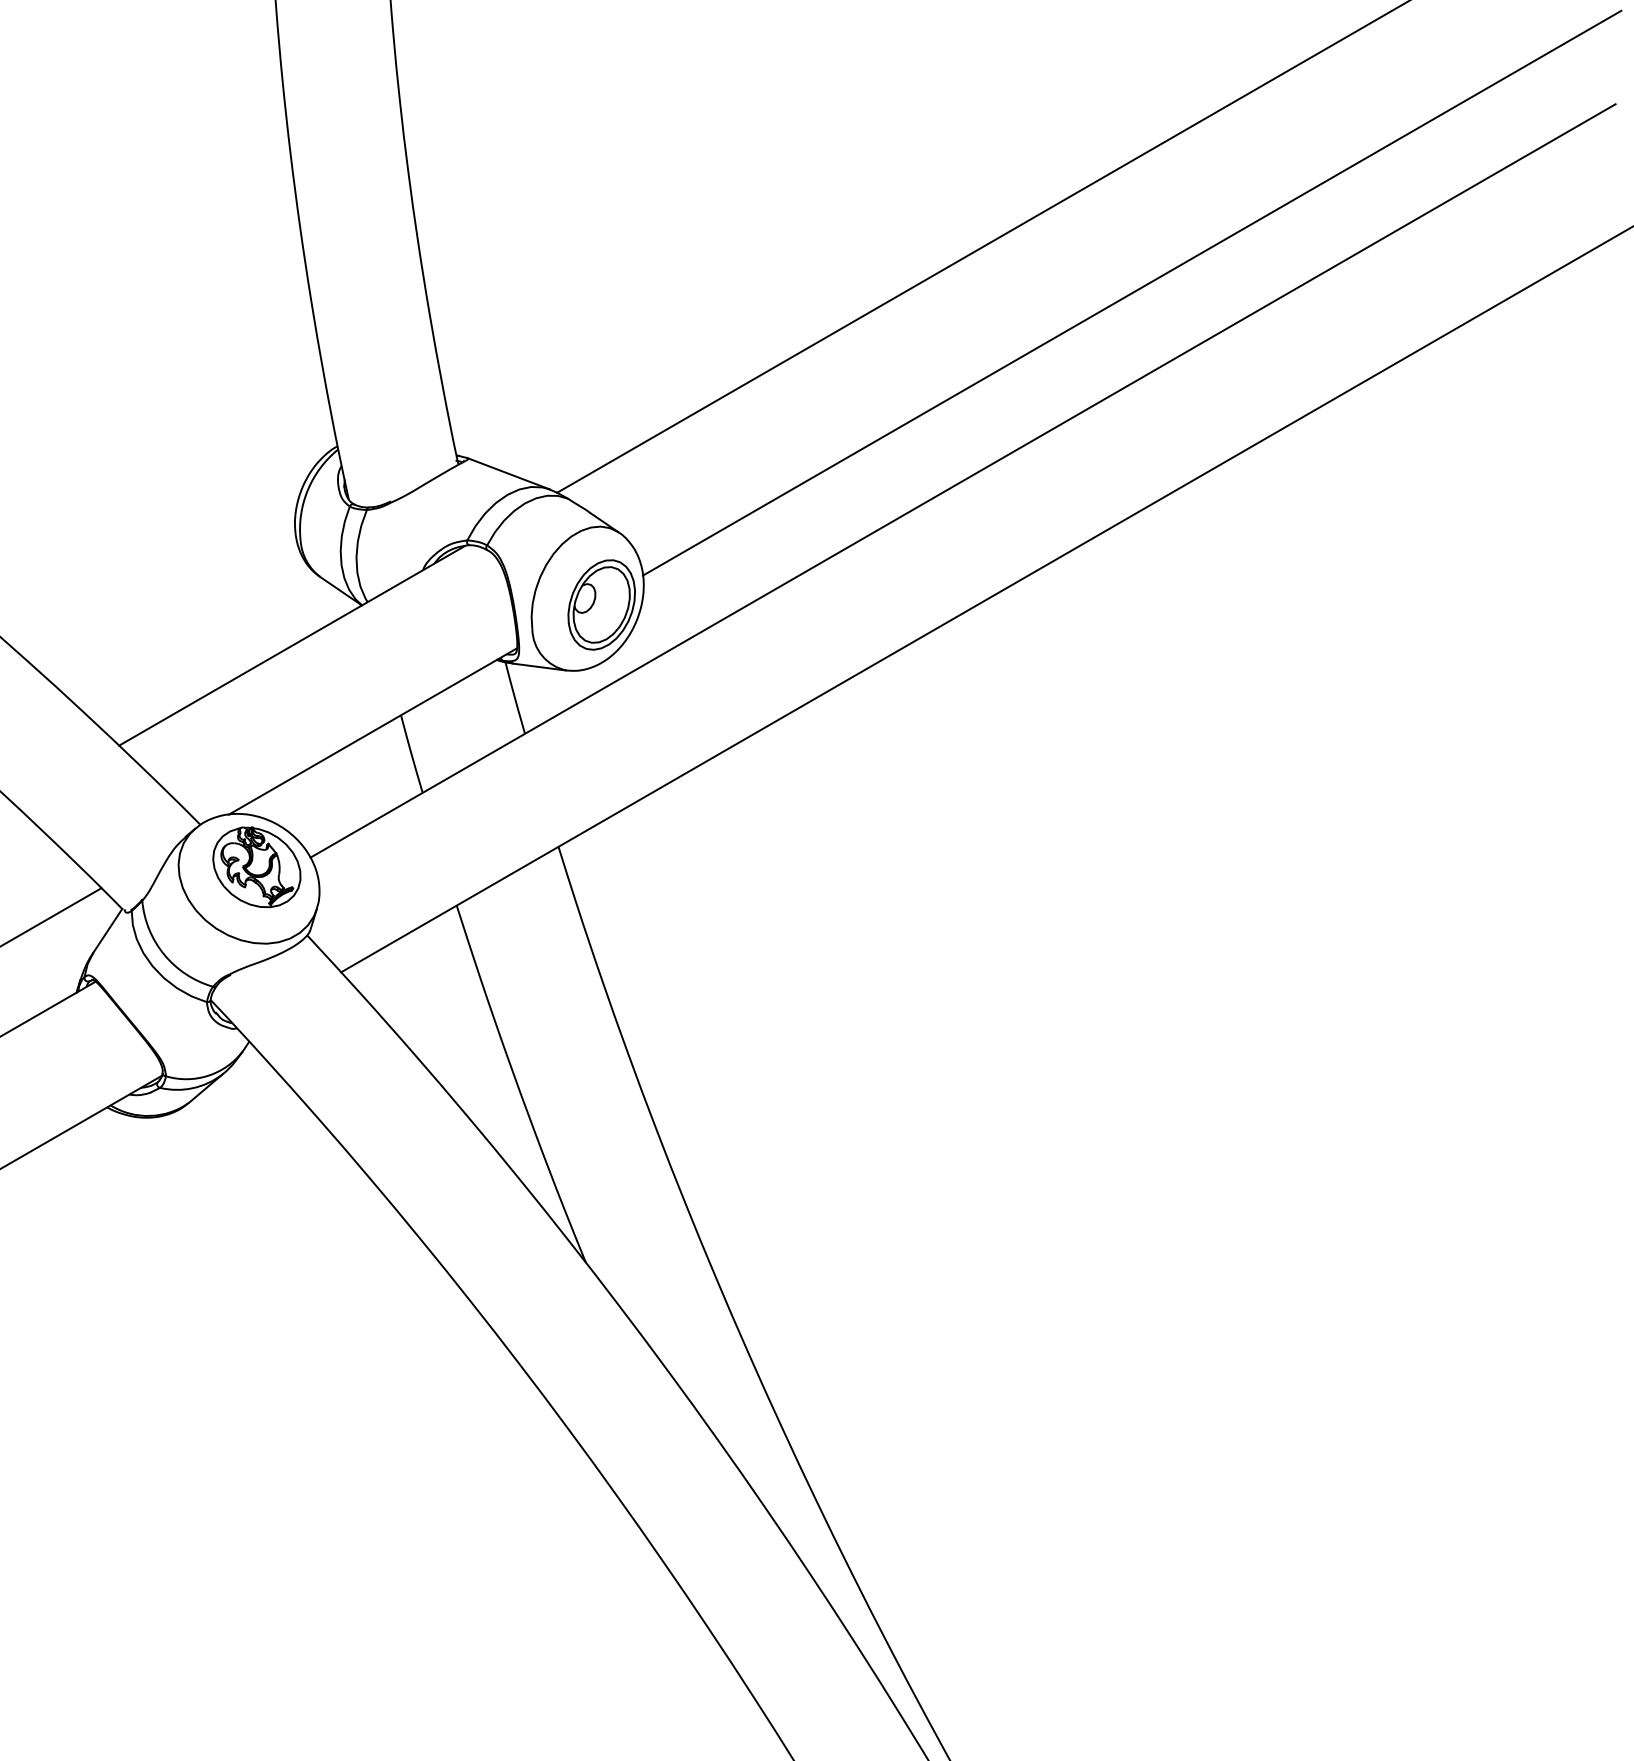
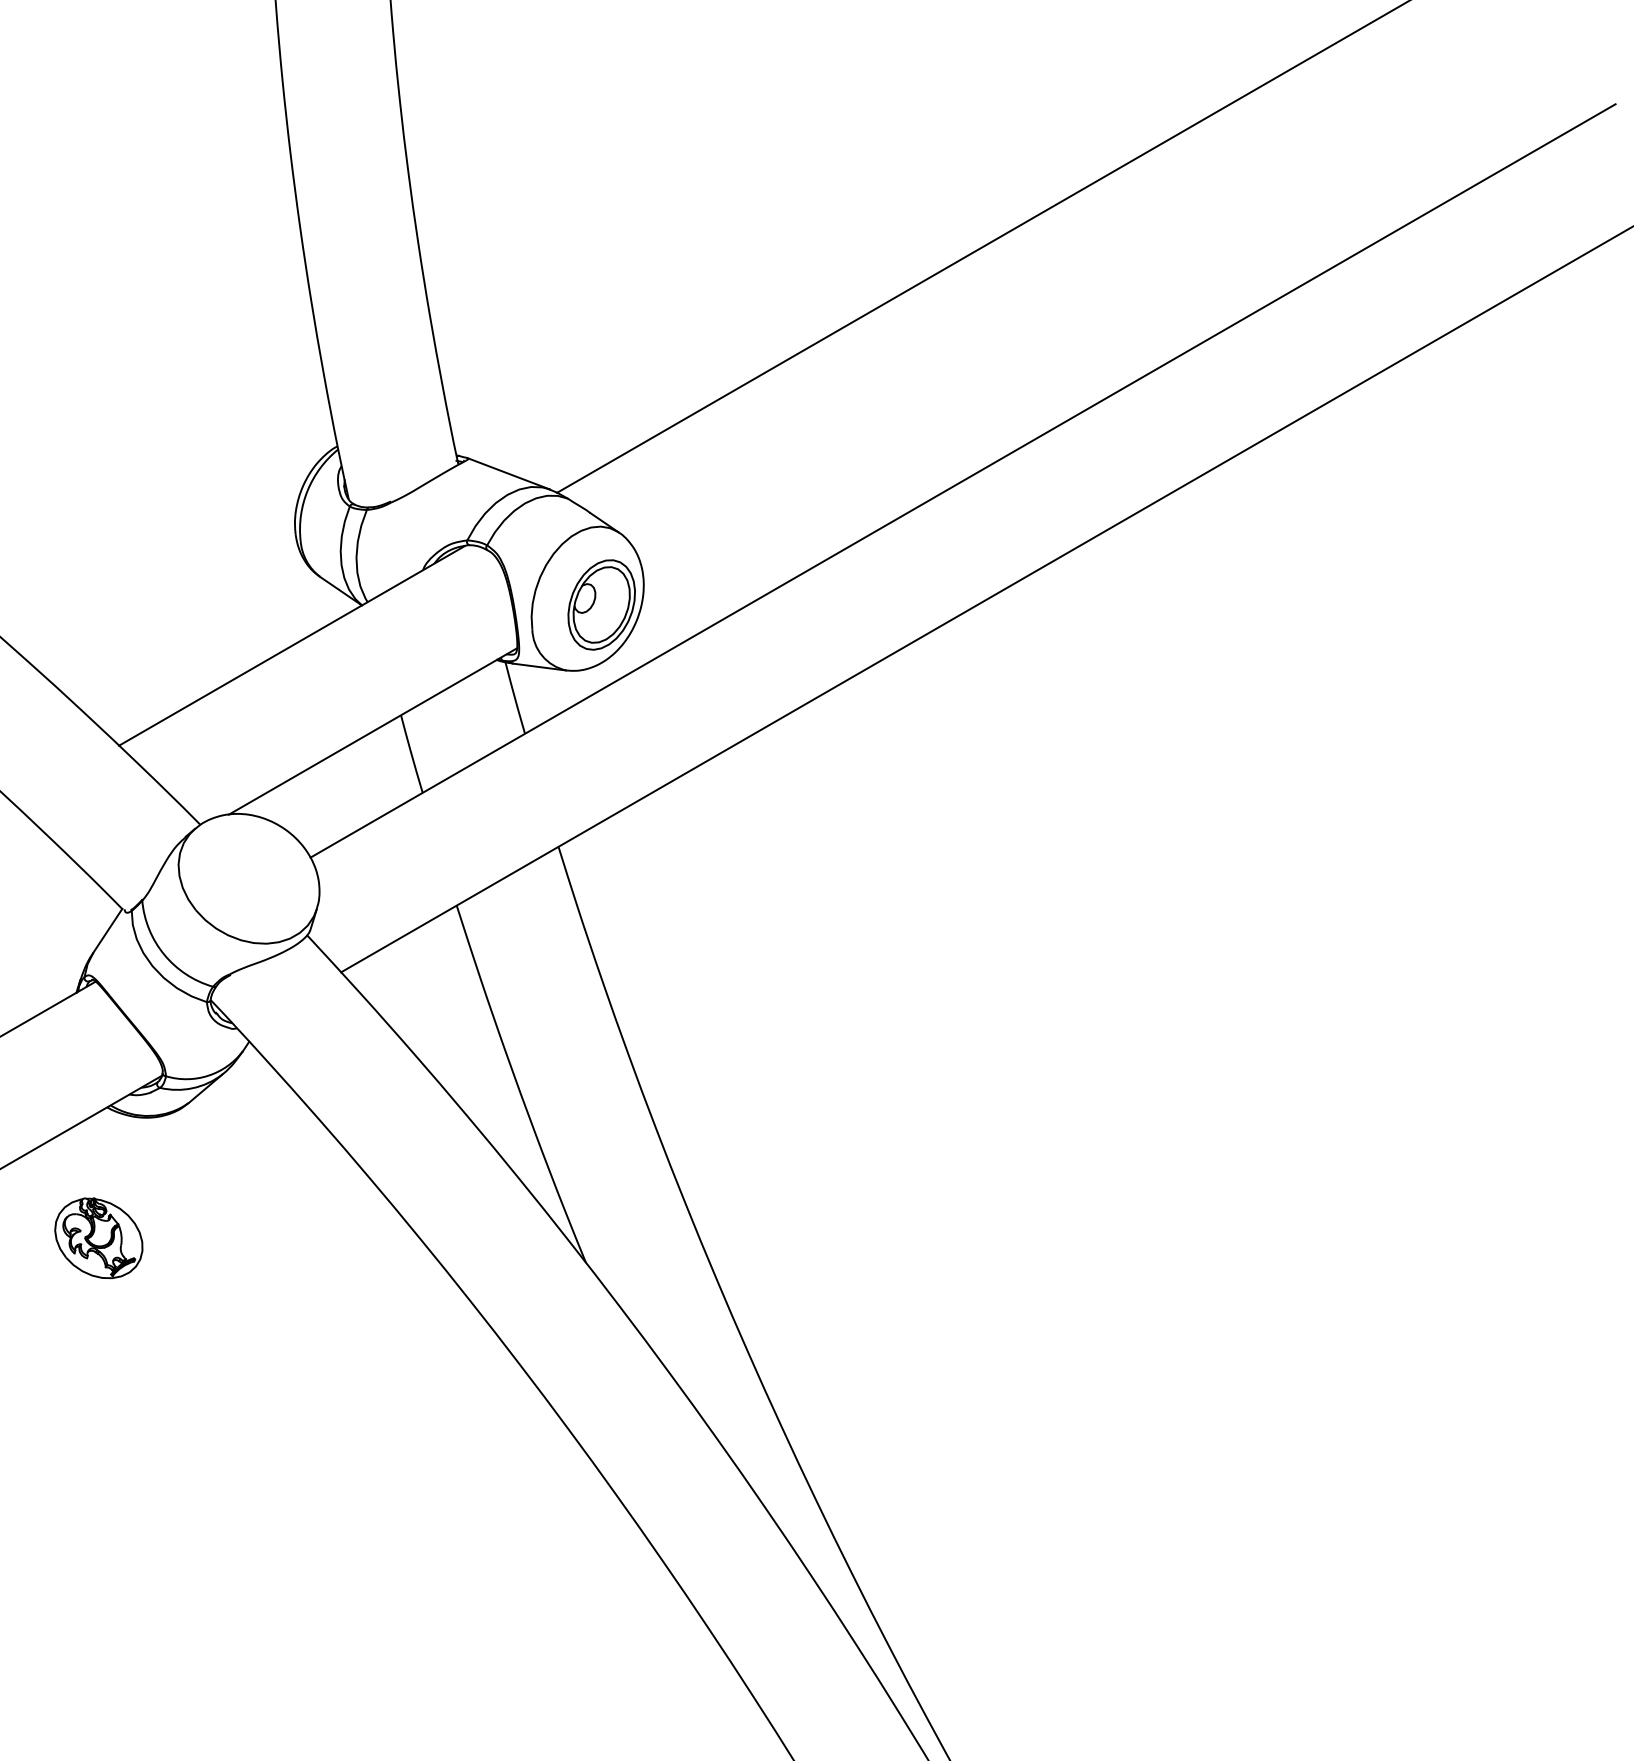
line: present -> none (1131, 292)
part position: (256, 867) -> (98, 1238) (98, 1238)
line: present -> none (51, 916)
